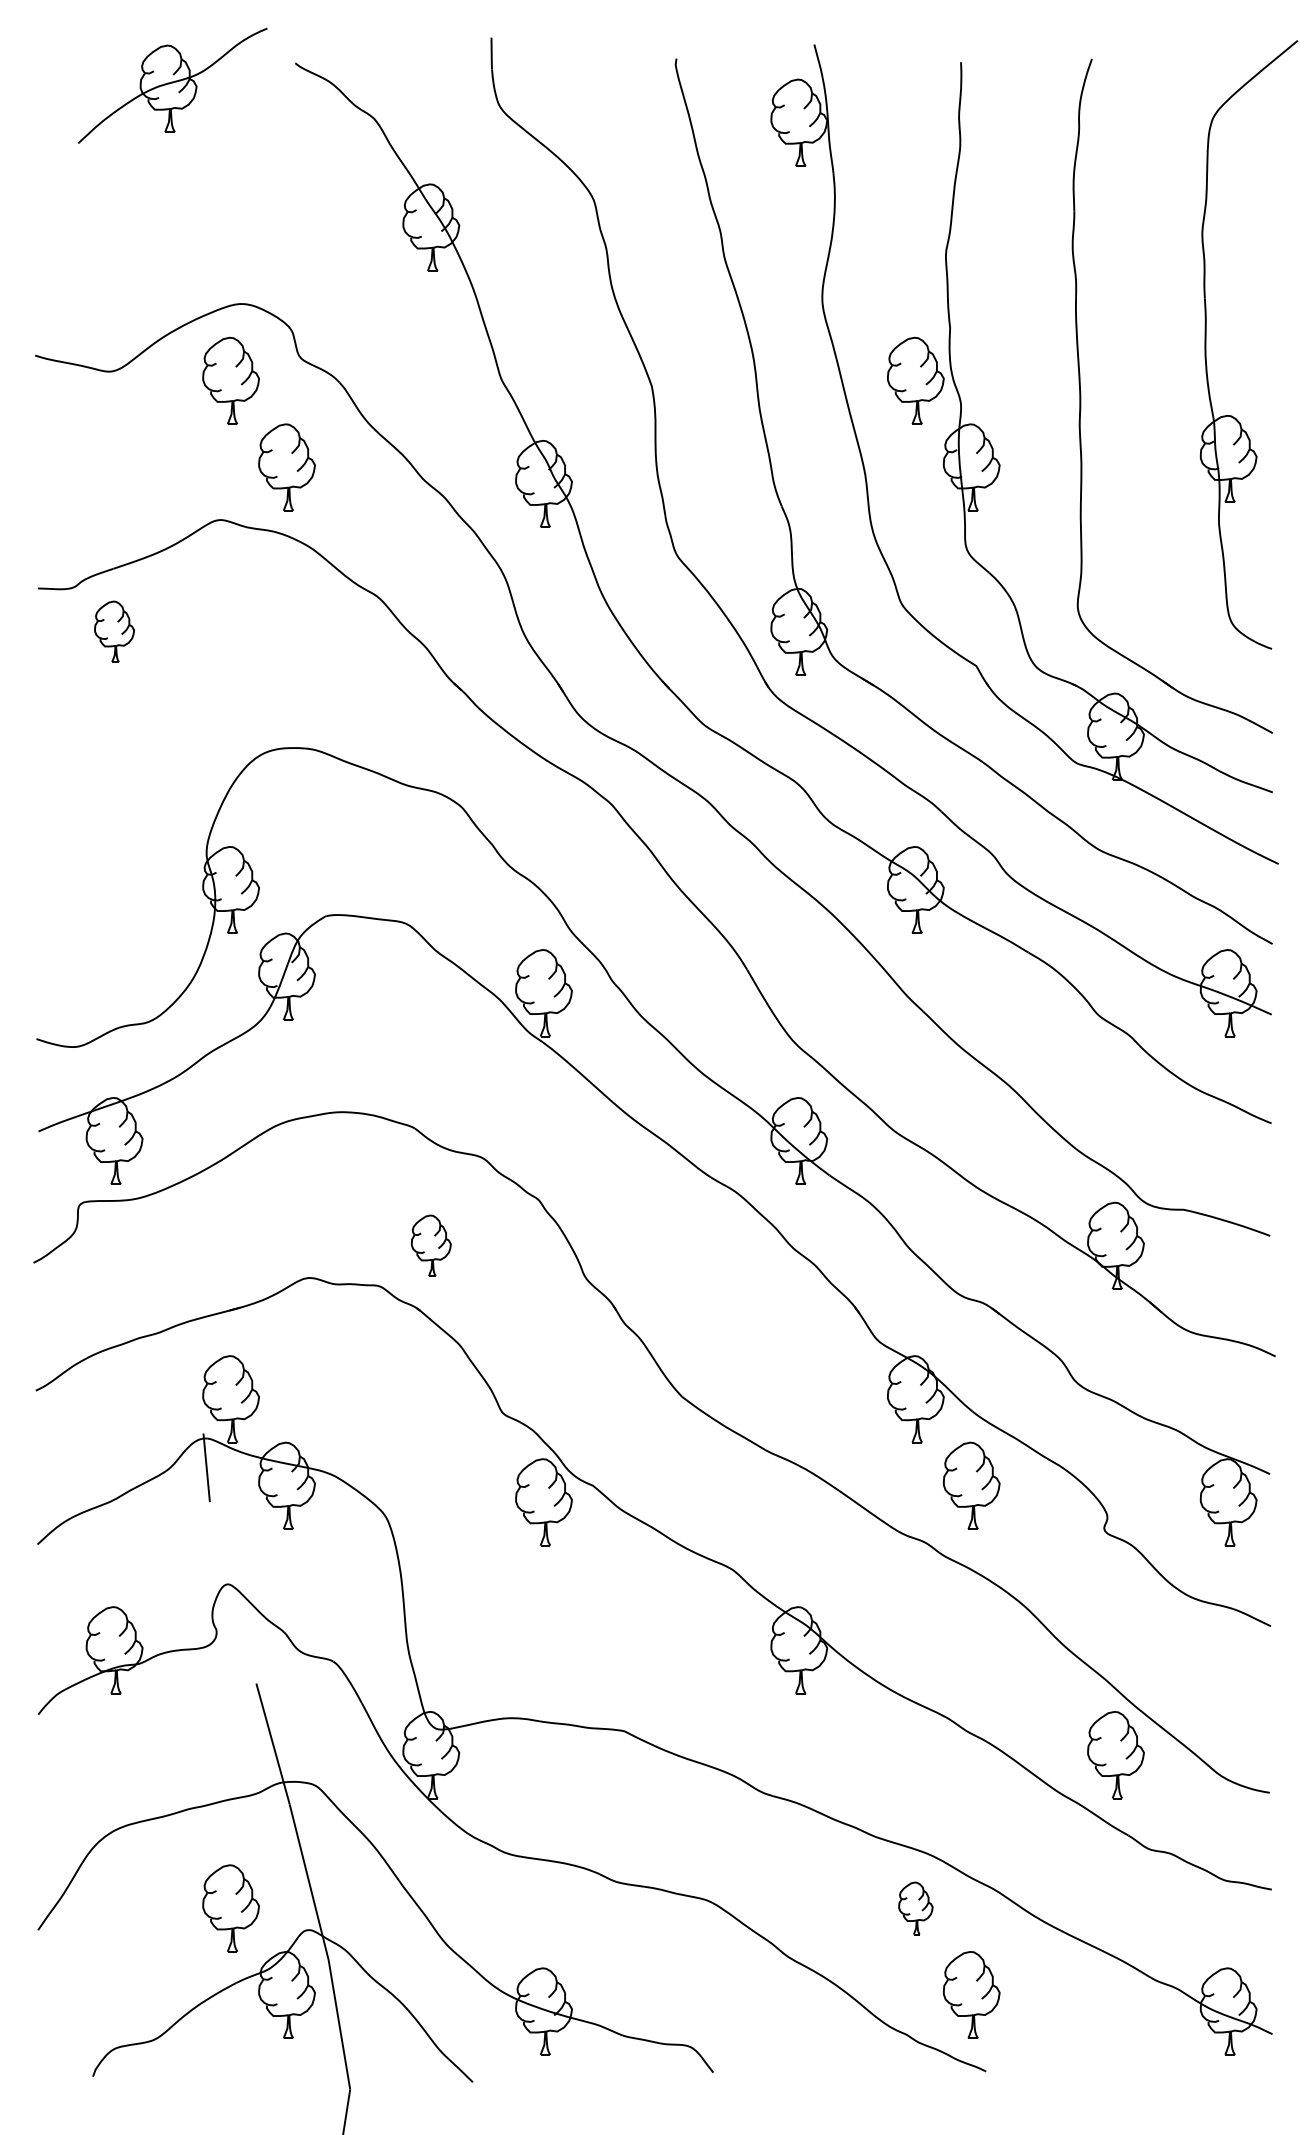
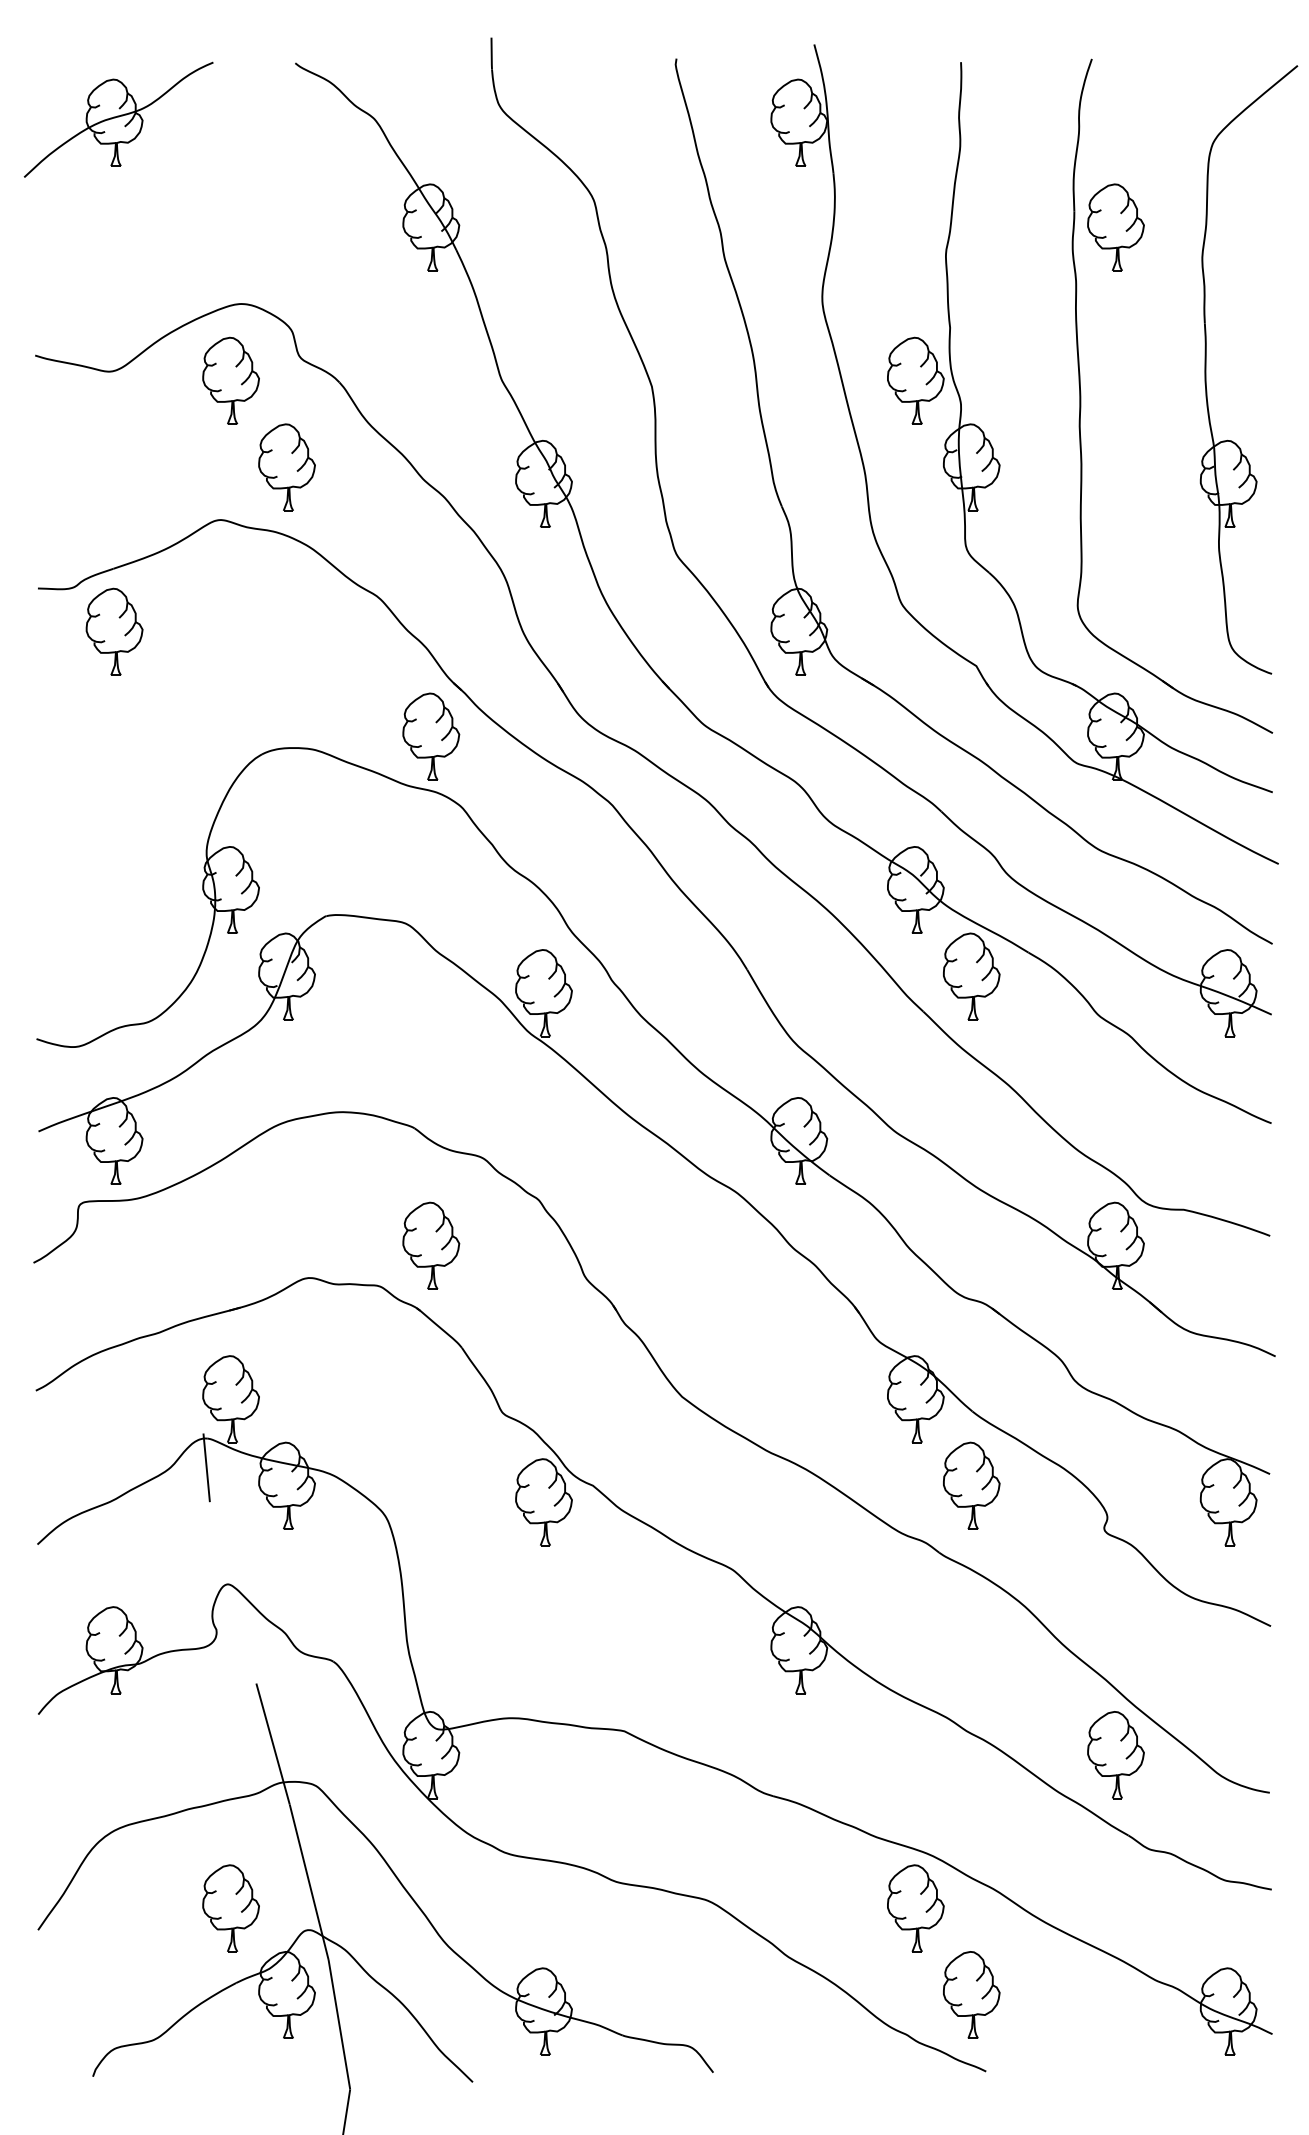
part position: (172, 85) -> (118, 119) (118, 119)
part: none -> present (1115, 227)
part position: (1206, 344) -> (1206, 369) (1206, 369)
part size: 41x63 px -> 59x89 px (114, 631)
part: none -> present (431, 736)
part: none -> present (971, 976)
part size: 42x63 px -> 59x89 px (431, 1245)
part size: 36x55 px -> 58x89 px (915, 1908)
